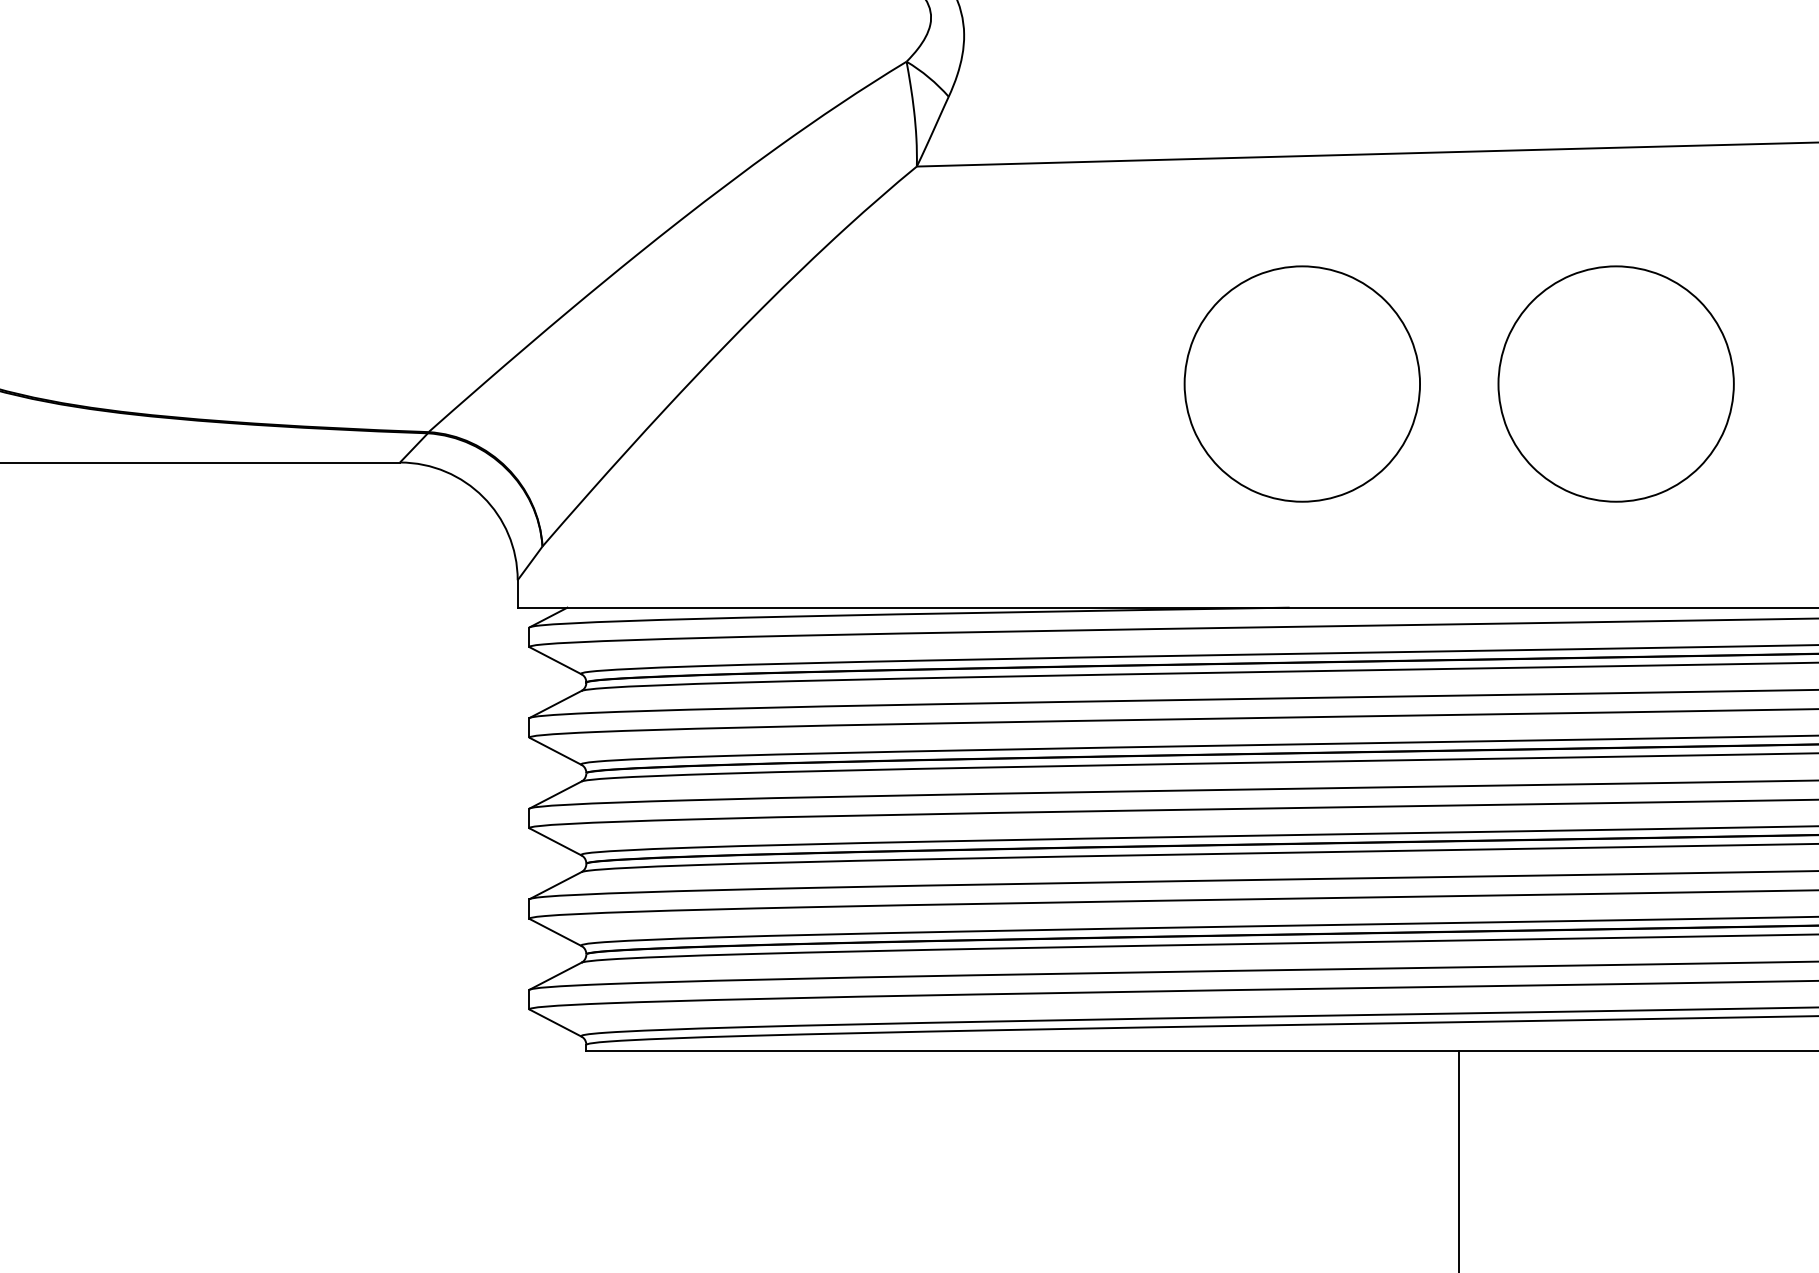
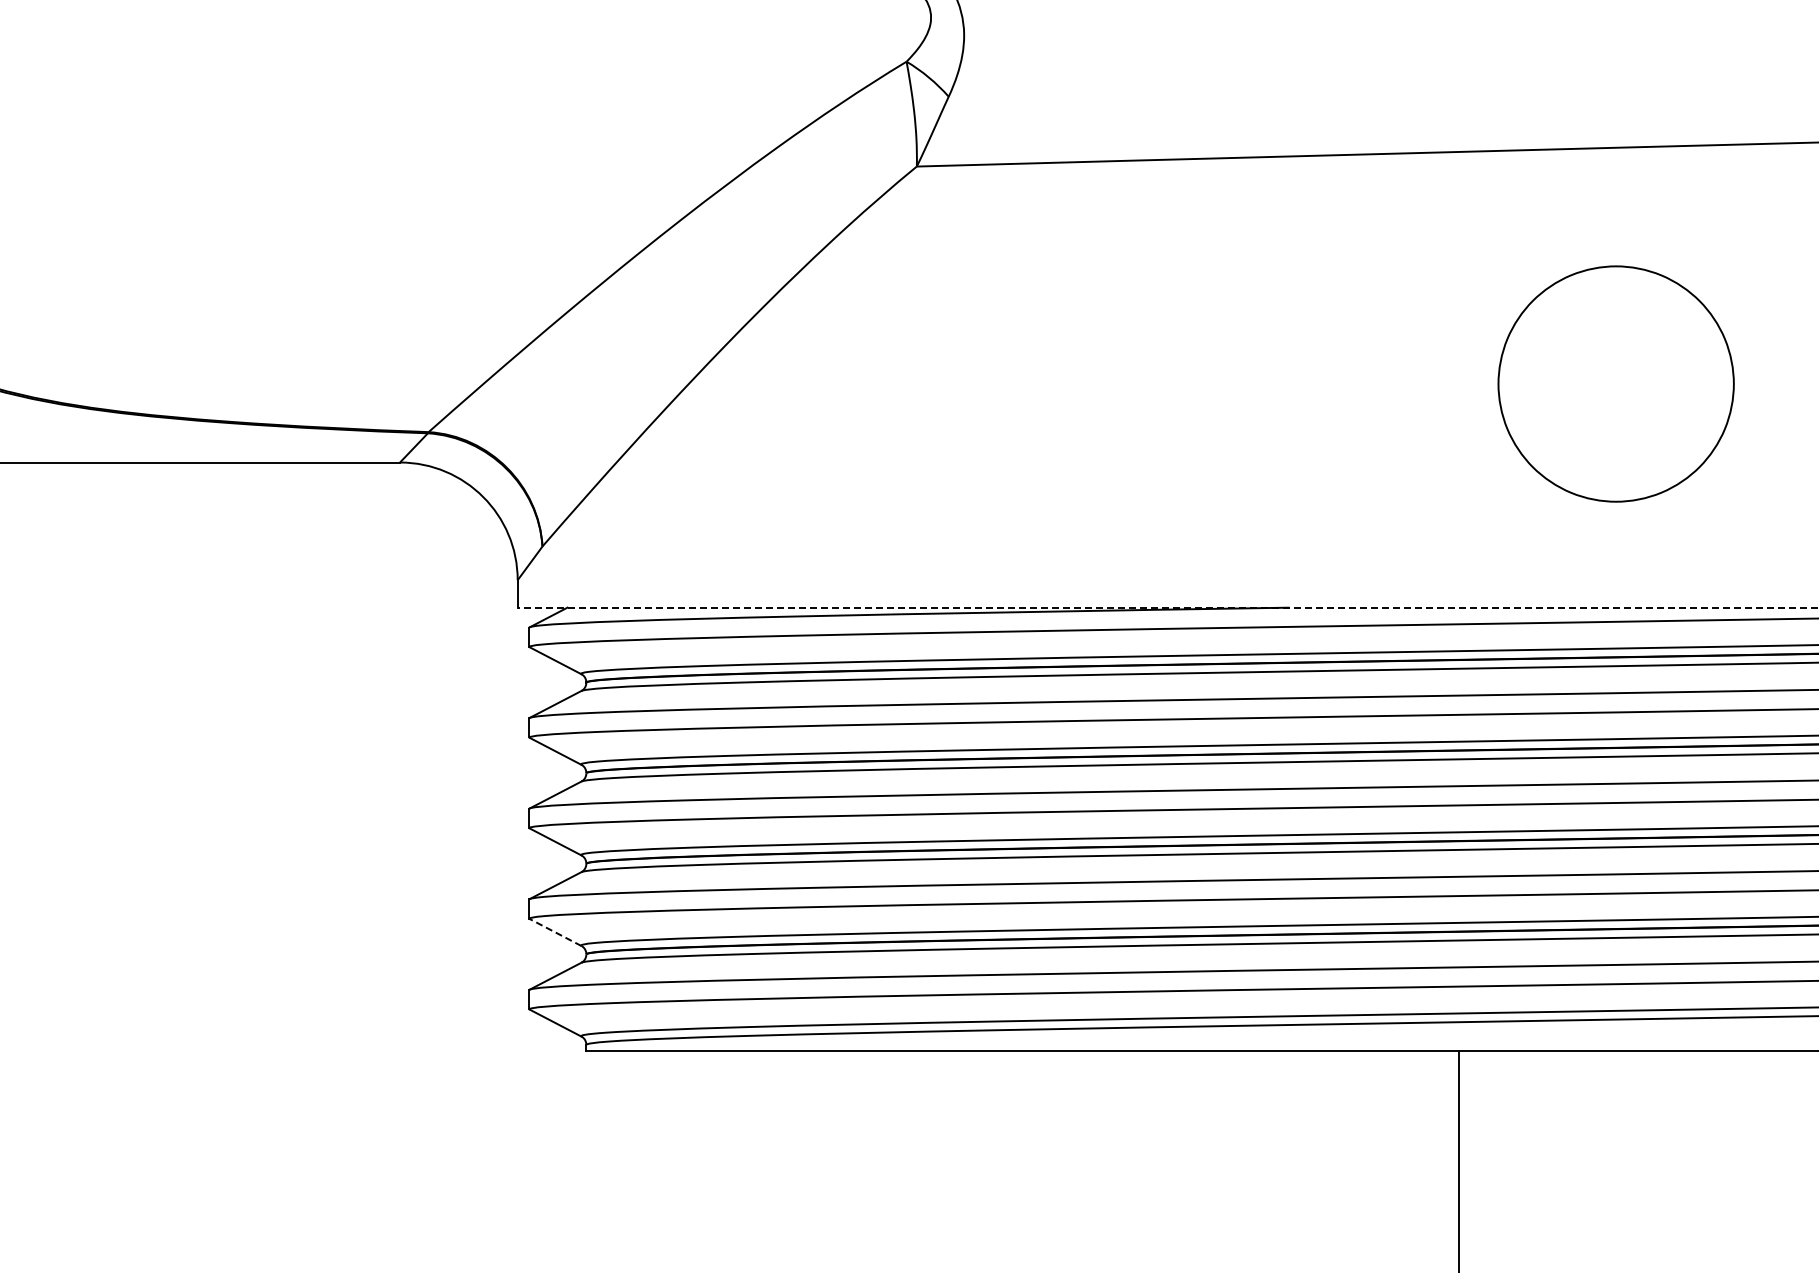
part: present -> none (1301, 383)
line: solid -> dashed (1167, 607)
line: solid -> dashed (555, 932)
